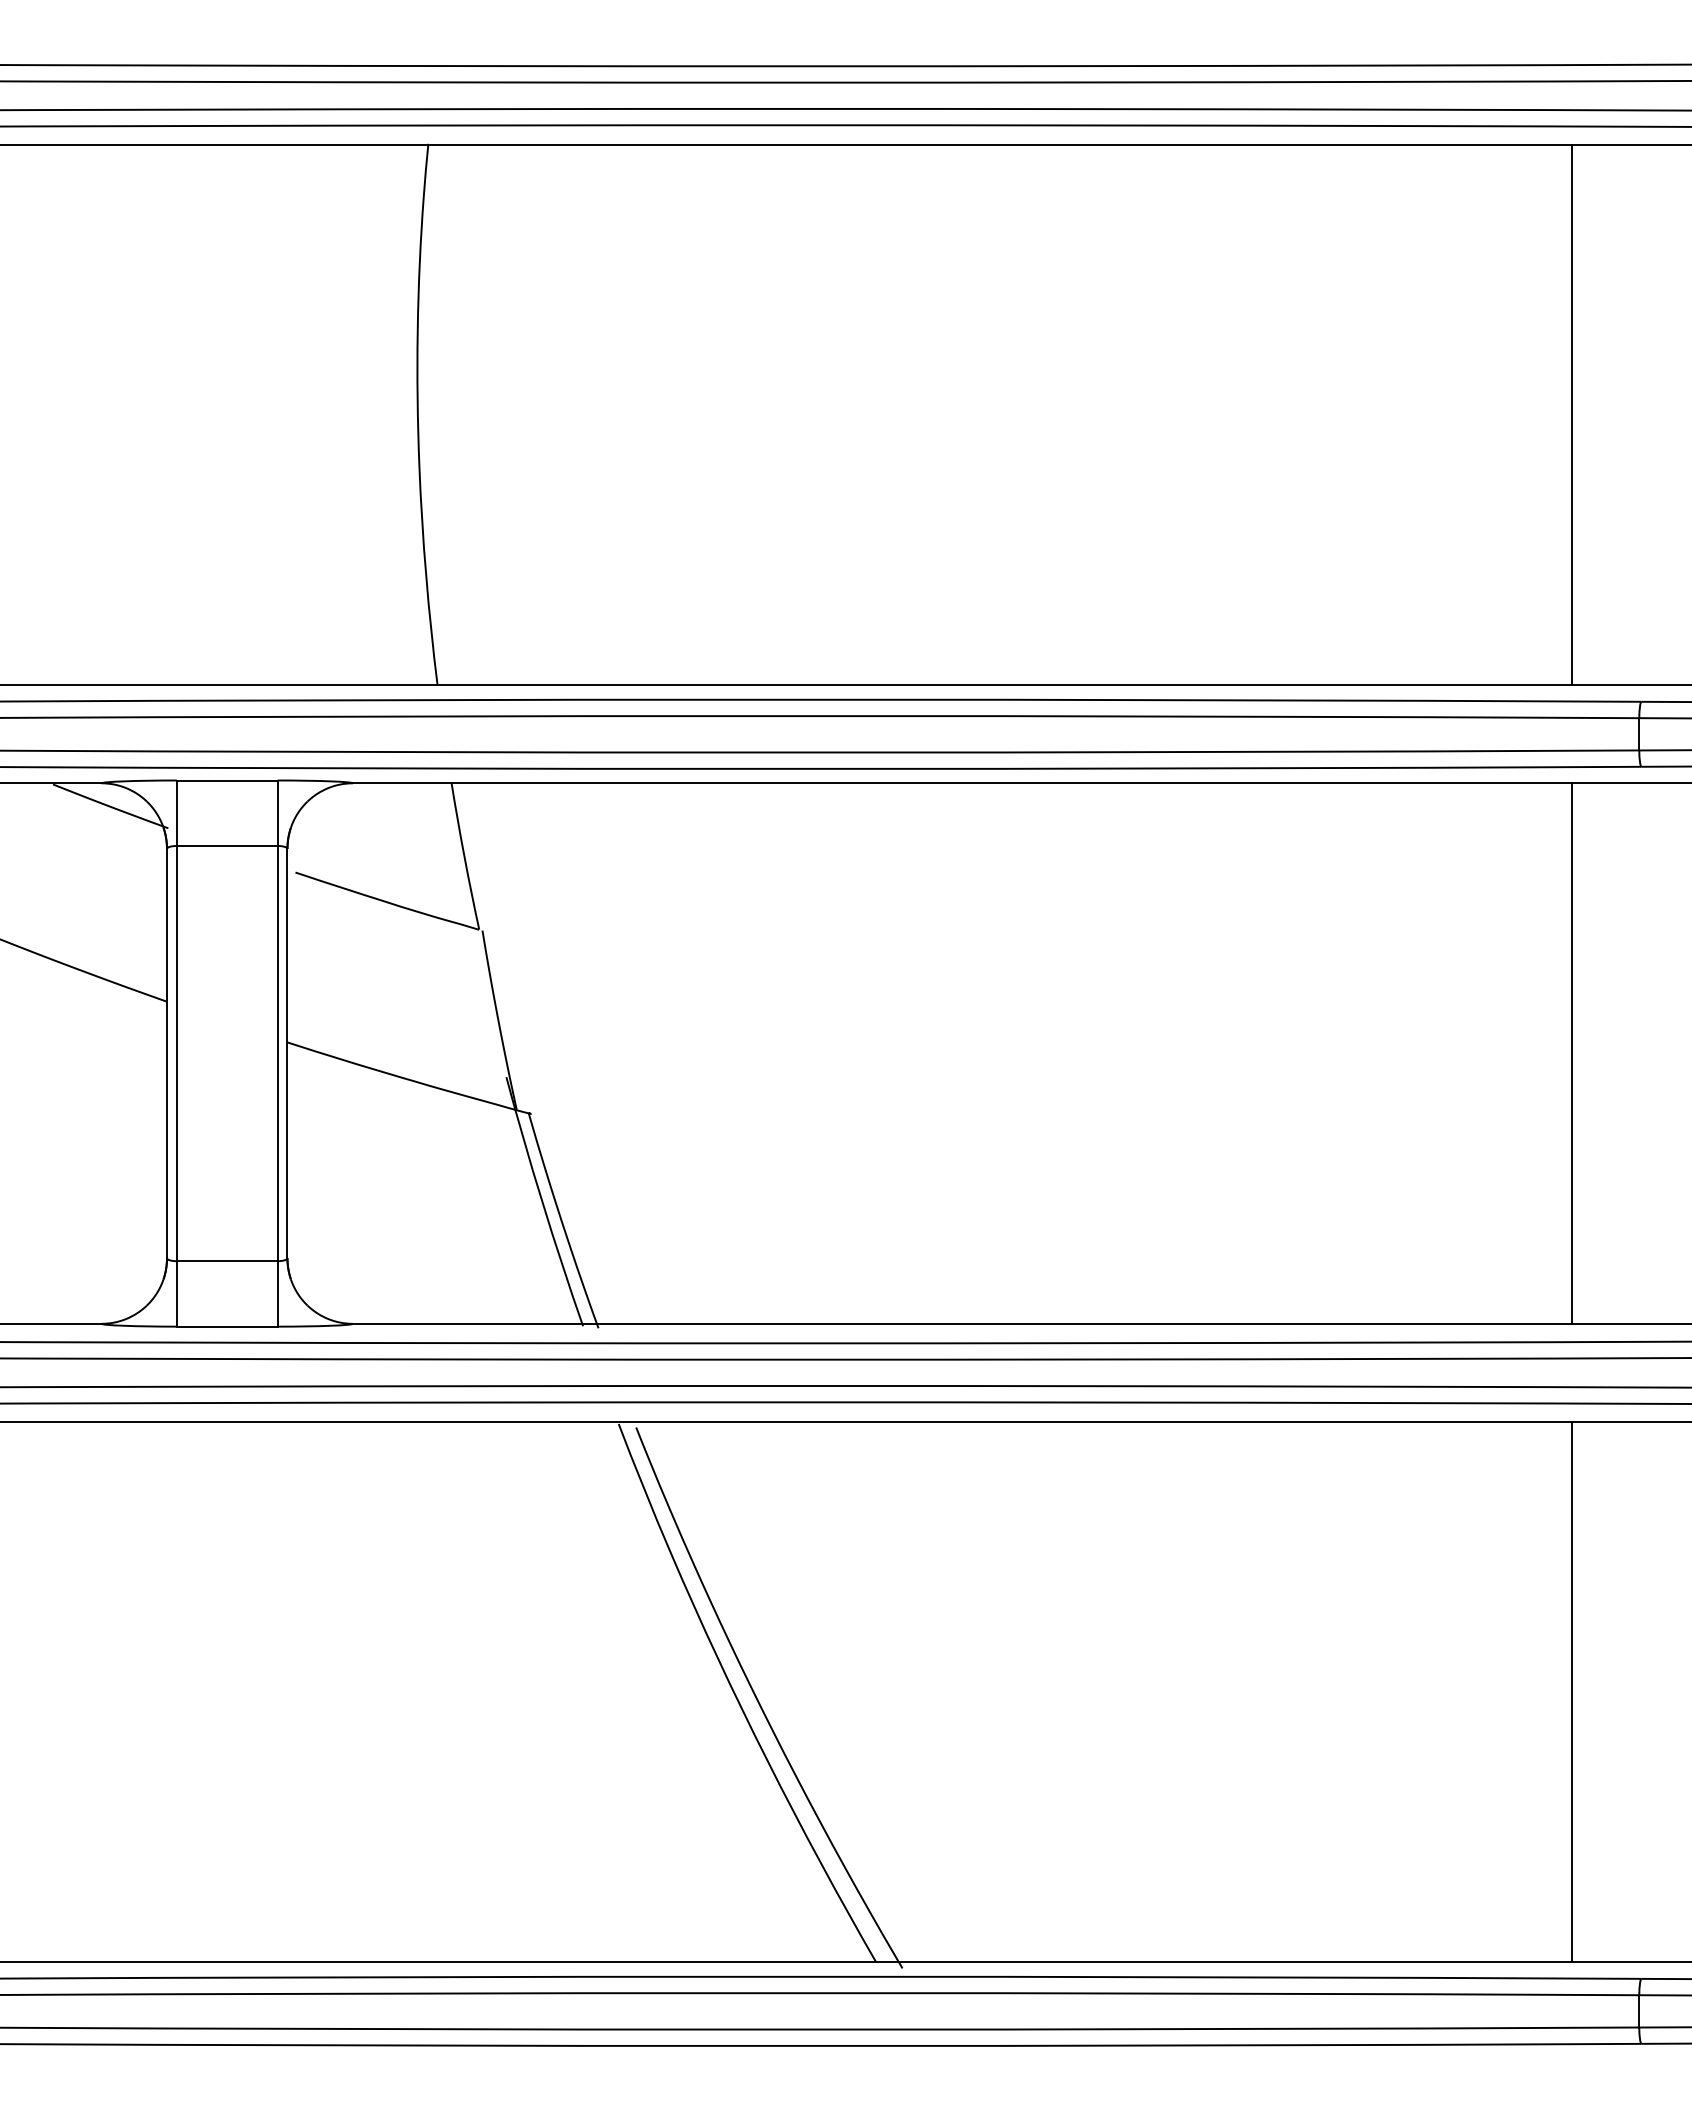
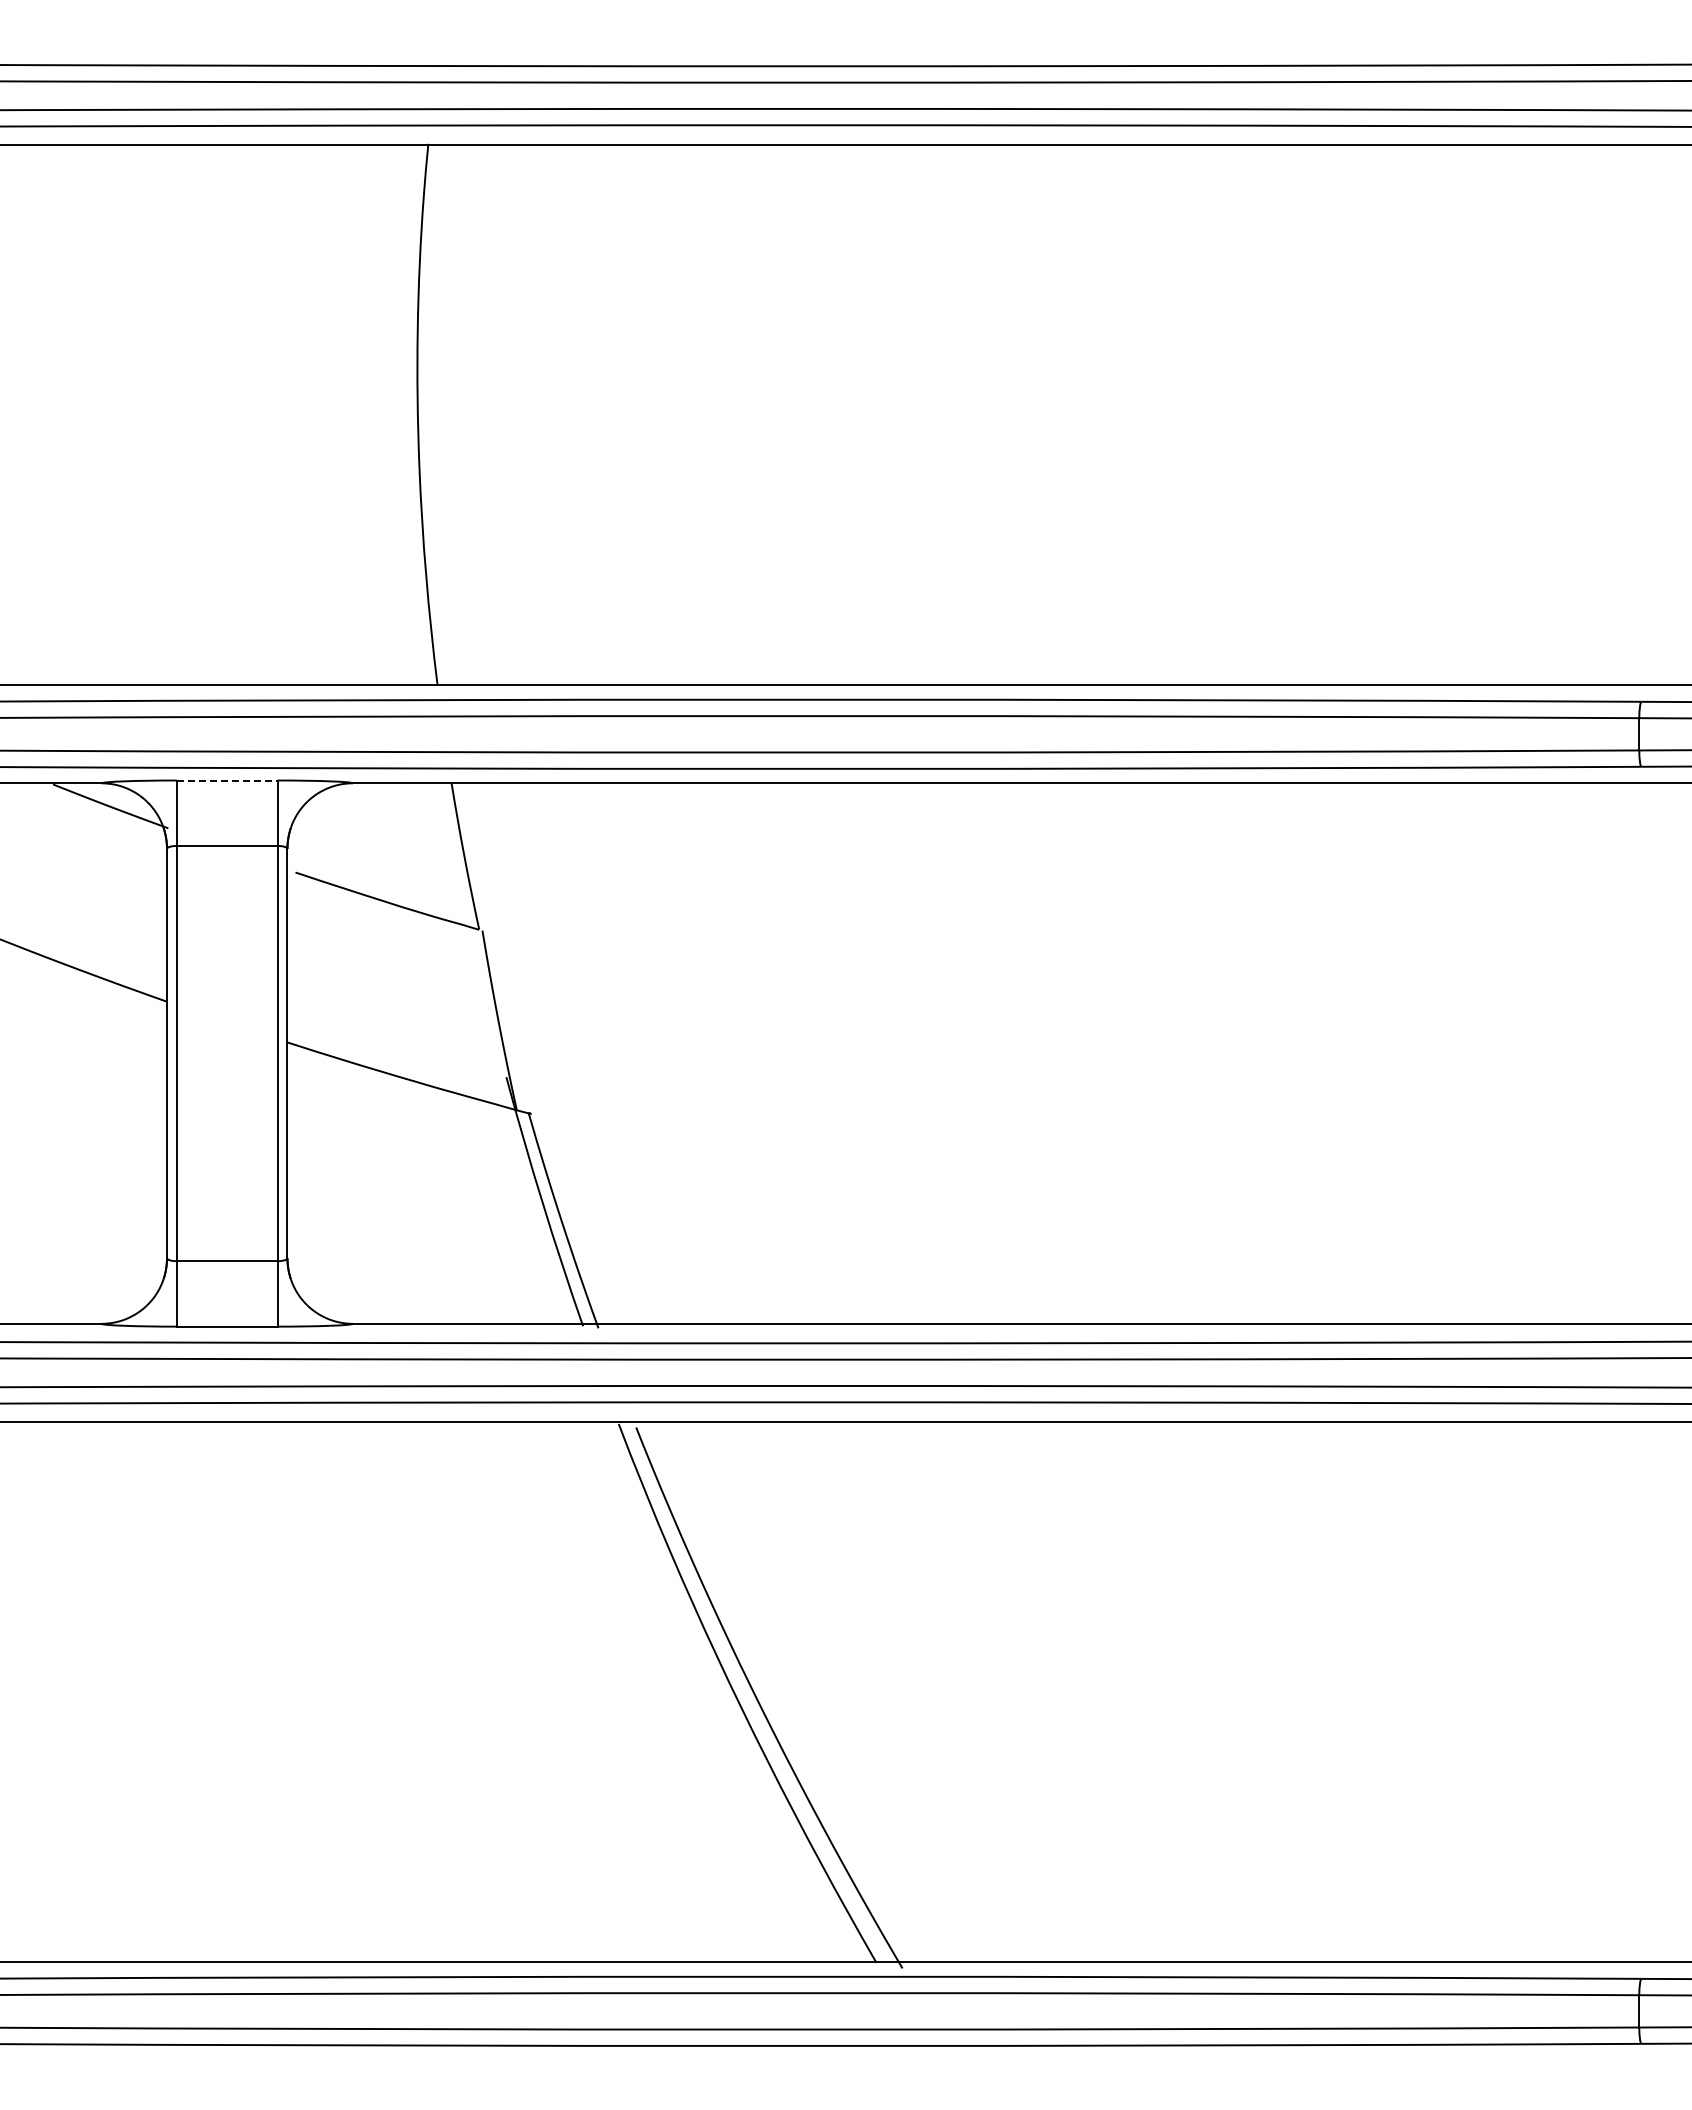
line: present -> none (1572, 414)
line: solid -> dashed (227, 780)
line: present -> none (1572, 1053)
line: present -> none (1572, 1691)
